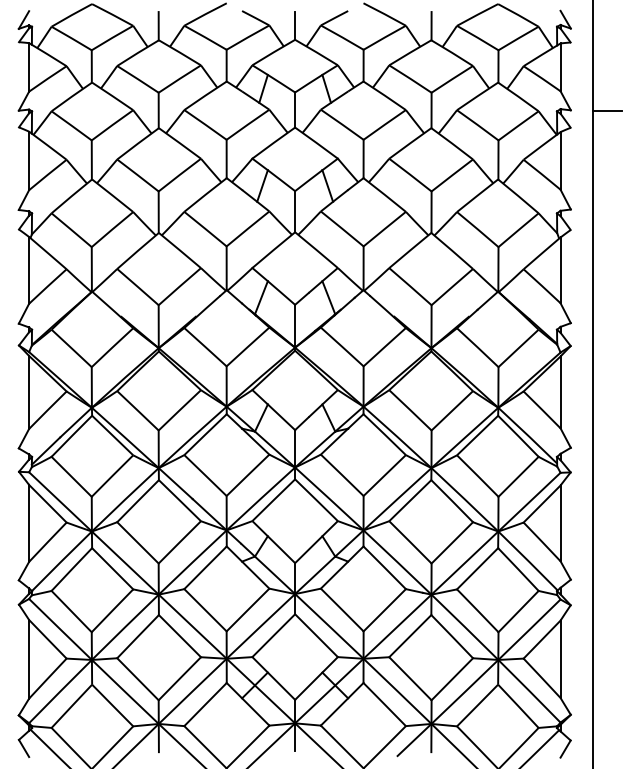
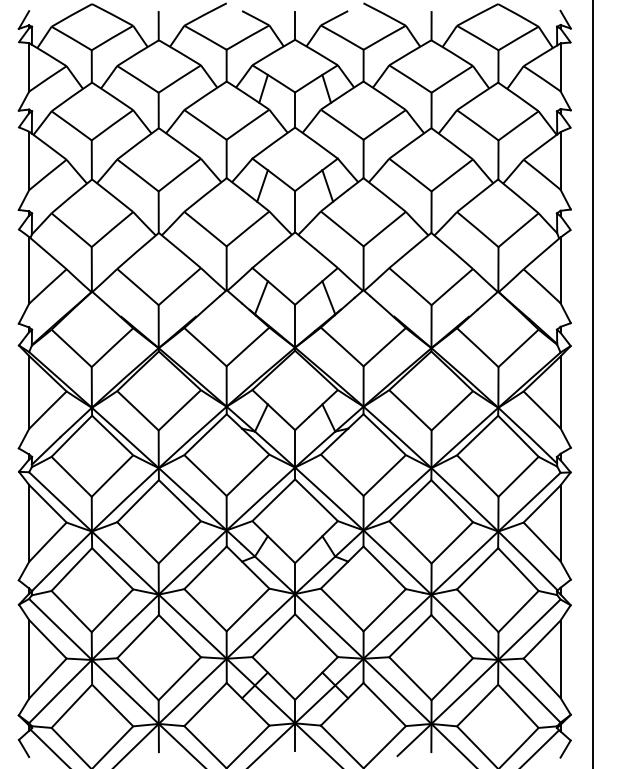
line: present -> none (607, 110)
